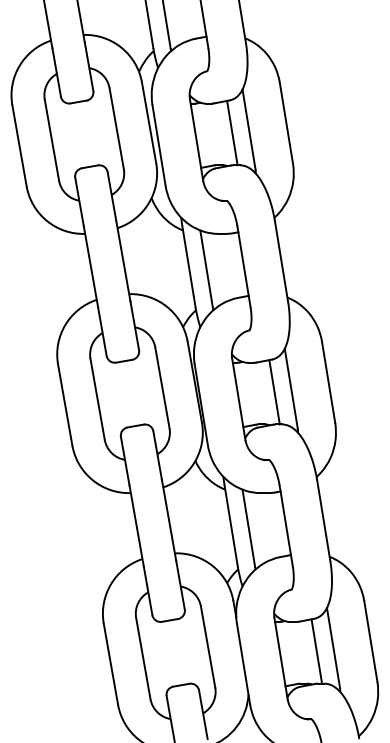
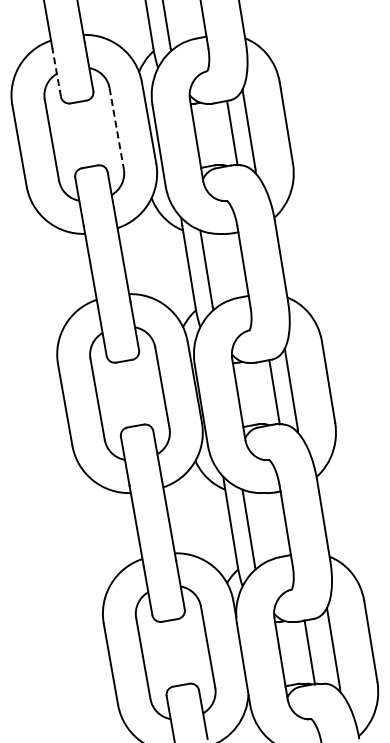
line: solid -> dashed (56, 72)
line: solid -> dashed (116, 129)
line position: (316, 651) -> (309, 652) (309, 652)
